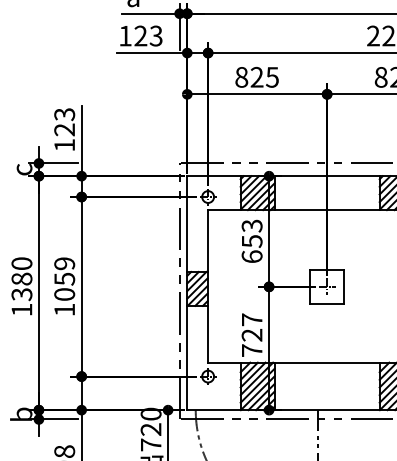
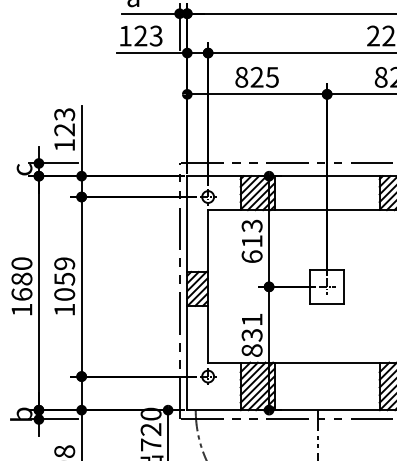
text: 653 -> 613 (252, 241)
text: 1380 -> 1680 (21, 294)
text: 727 -> 831 (251, 334)
